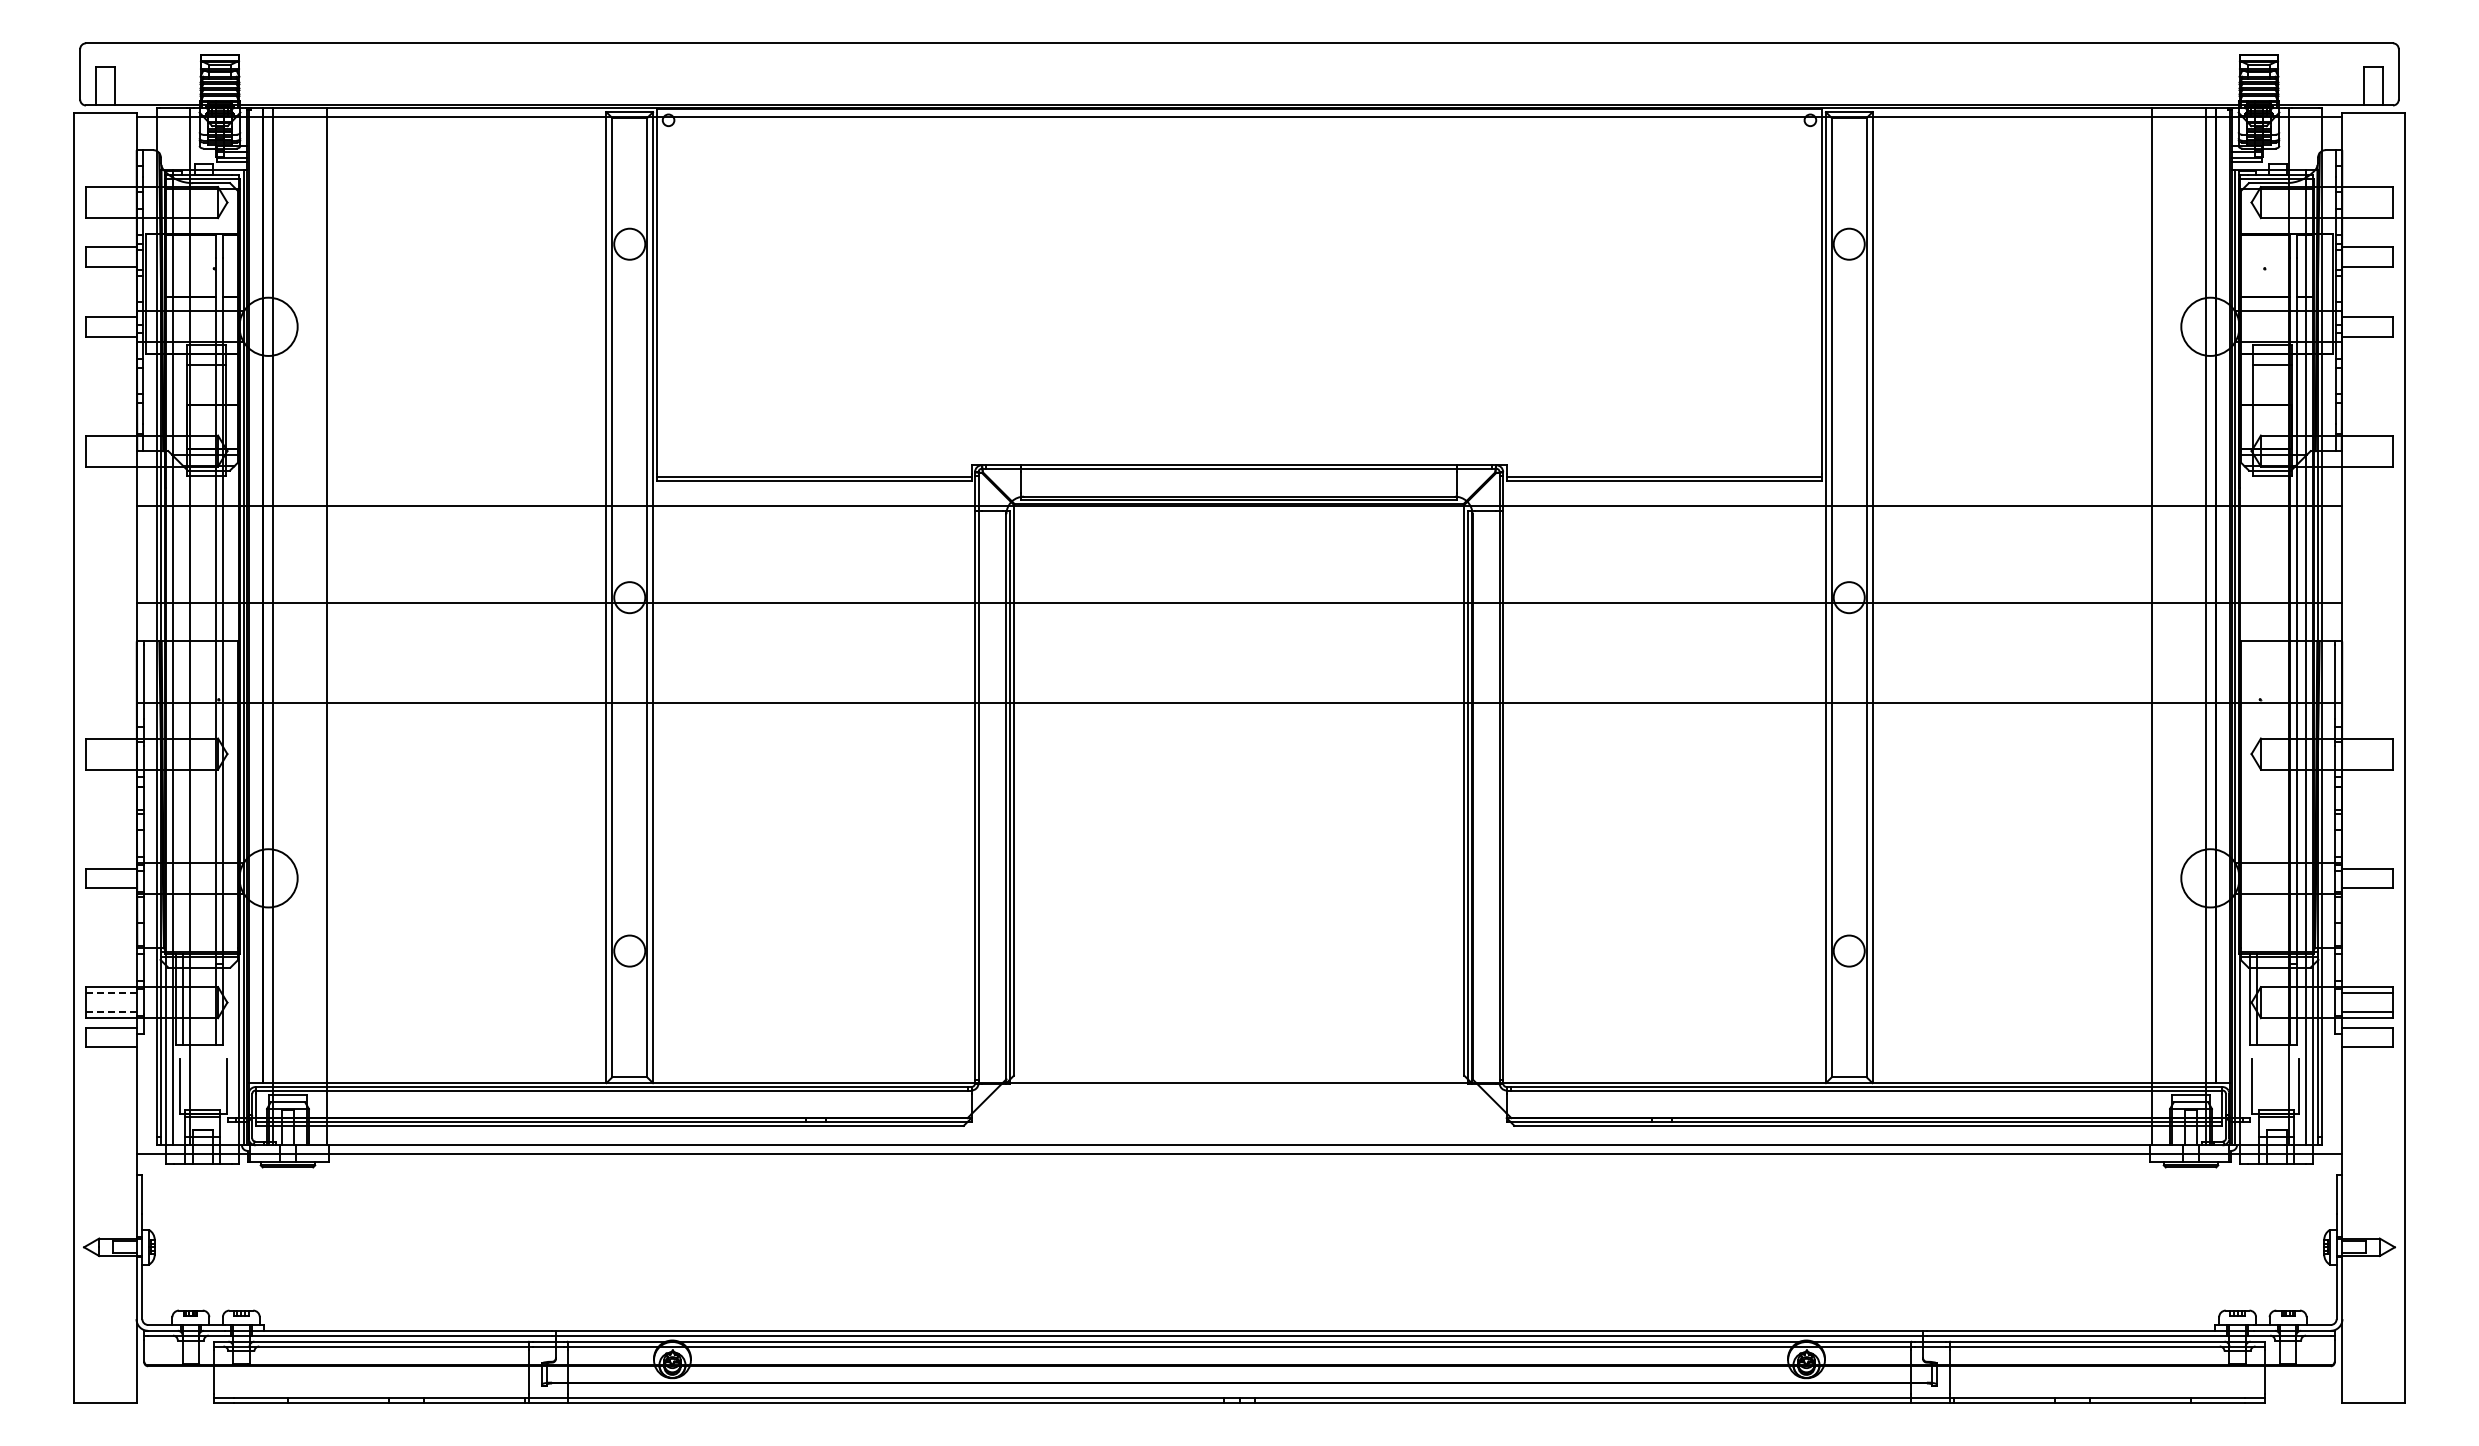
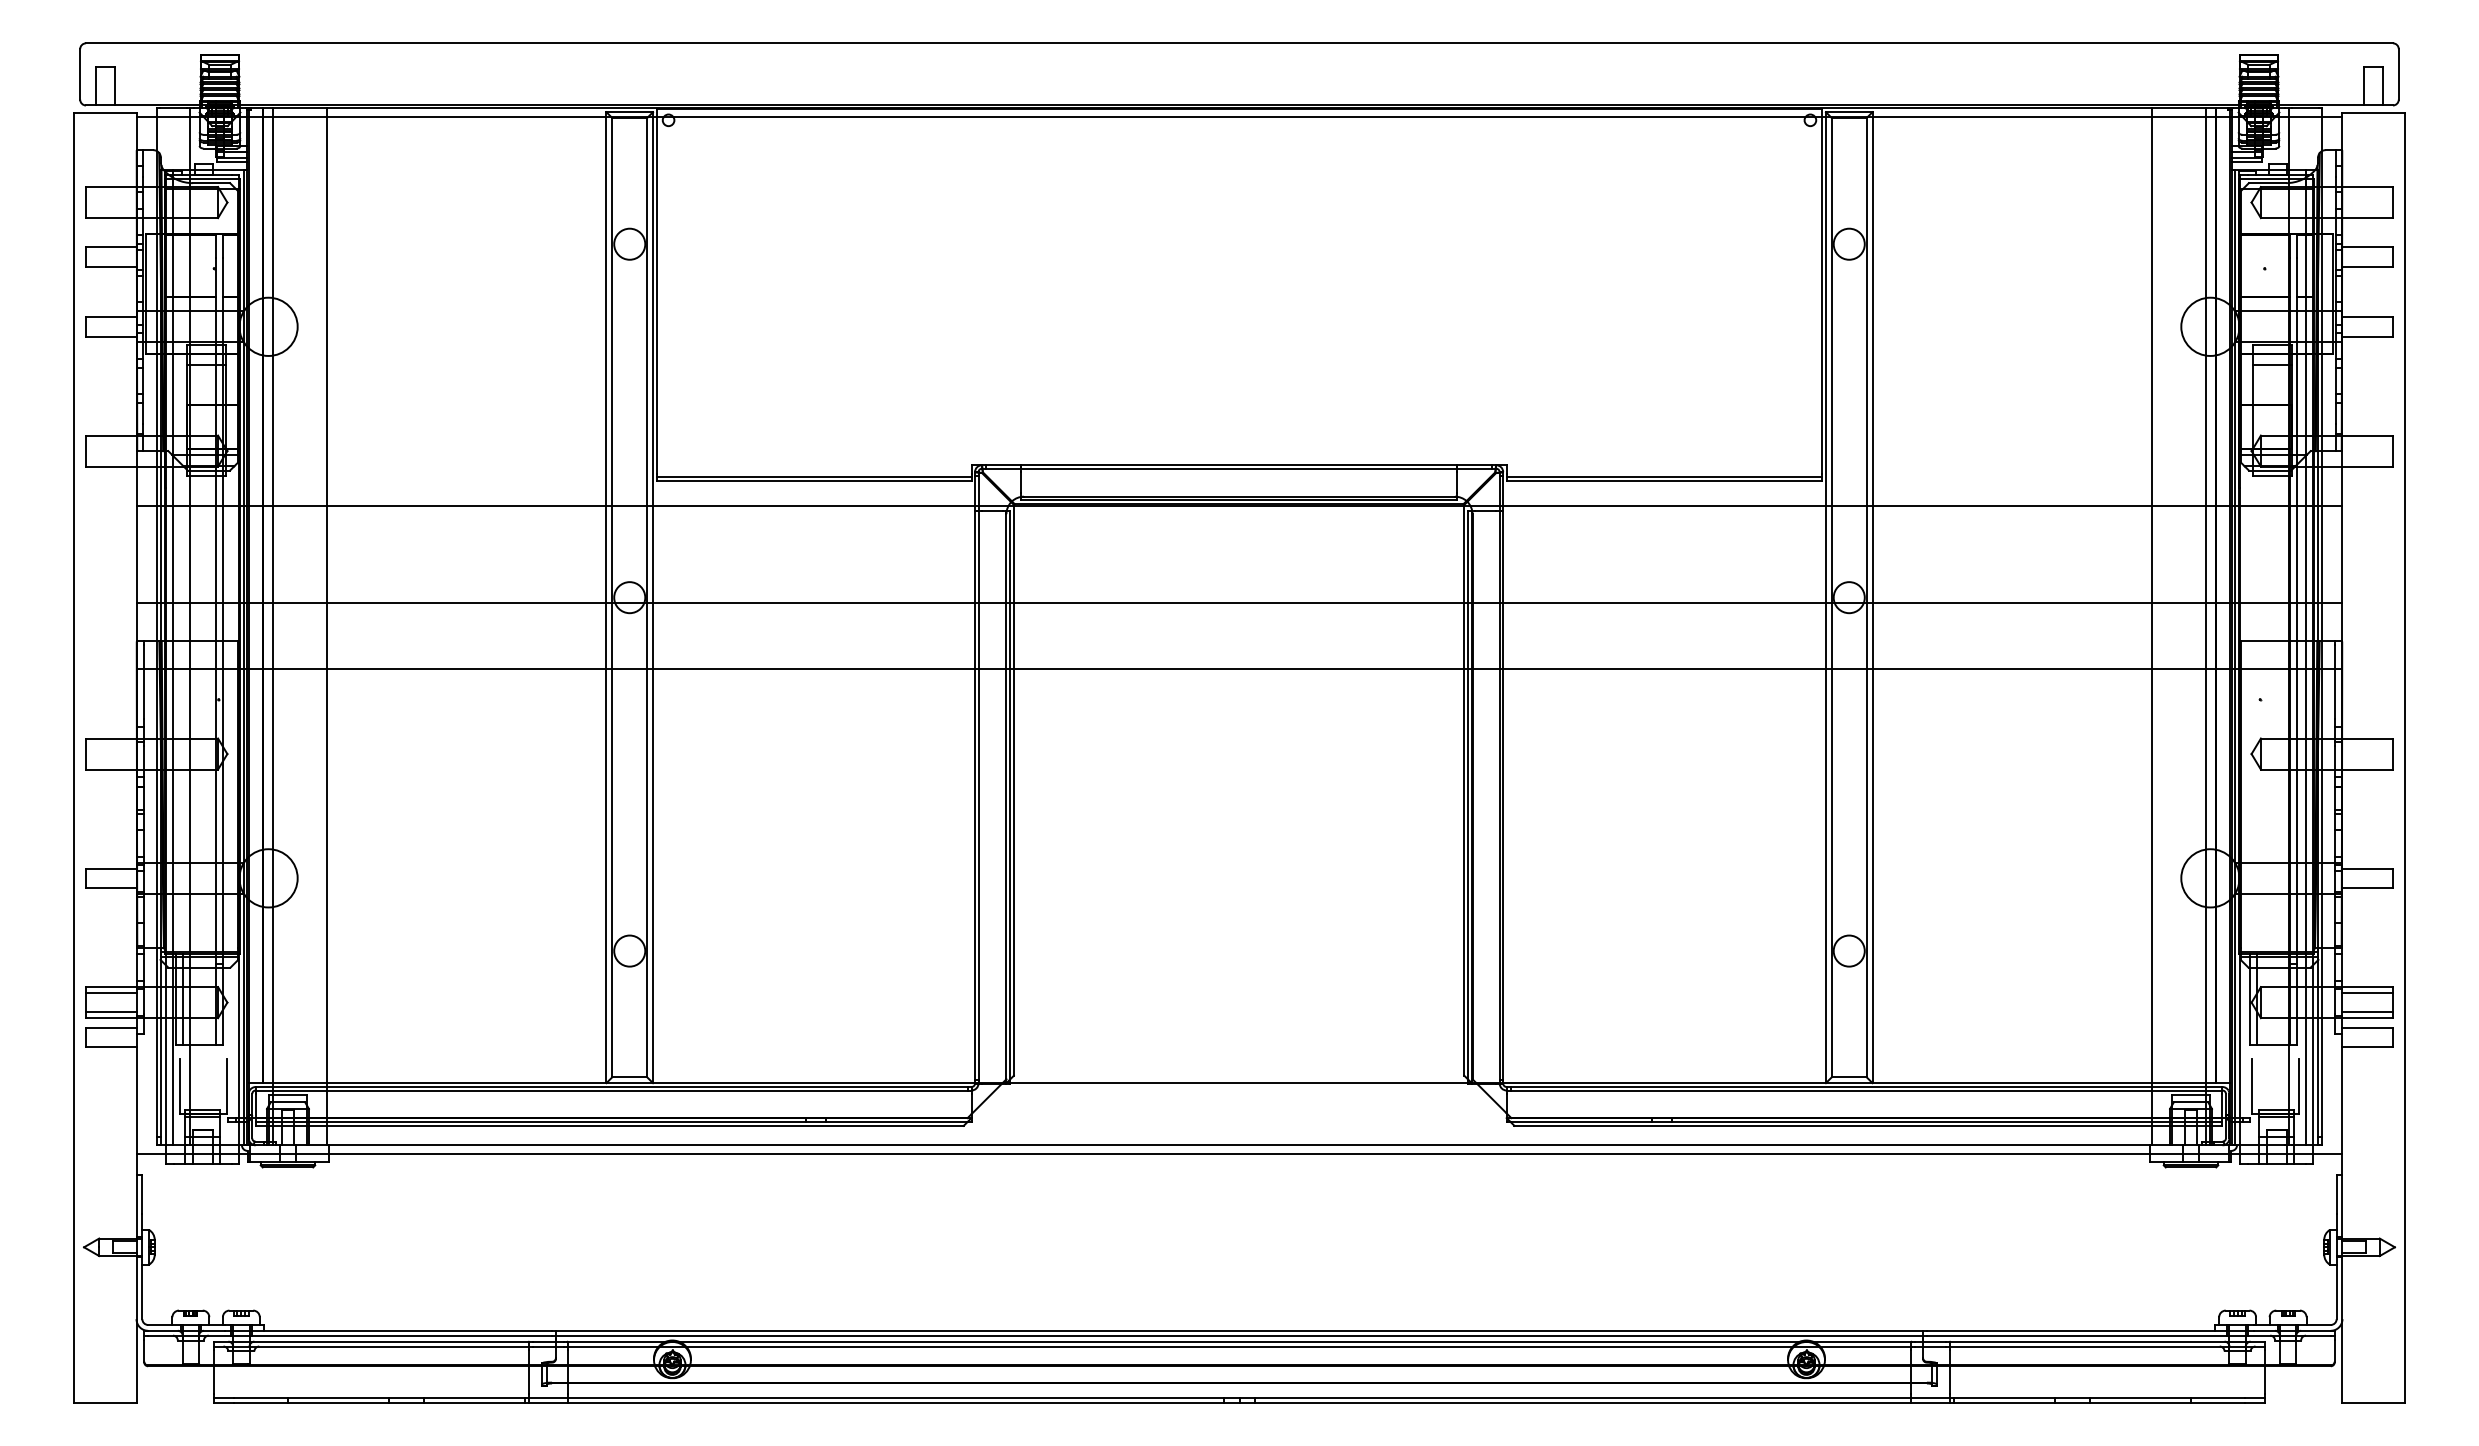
line position: (1239, 702) -> (1239, 668) (1239, 668)
line: dashed -> solid (110, 992)
line: dashed -> solid (110, 1012)
